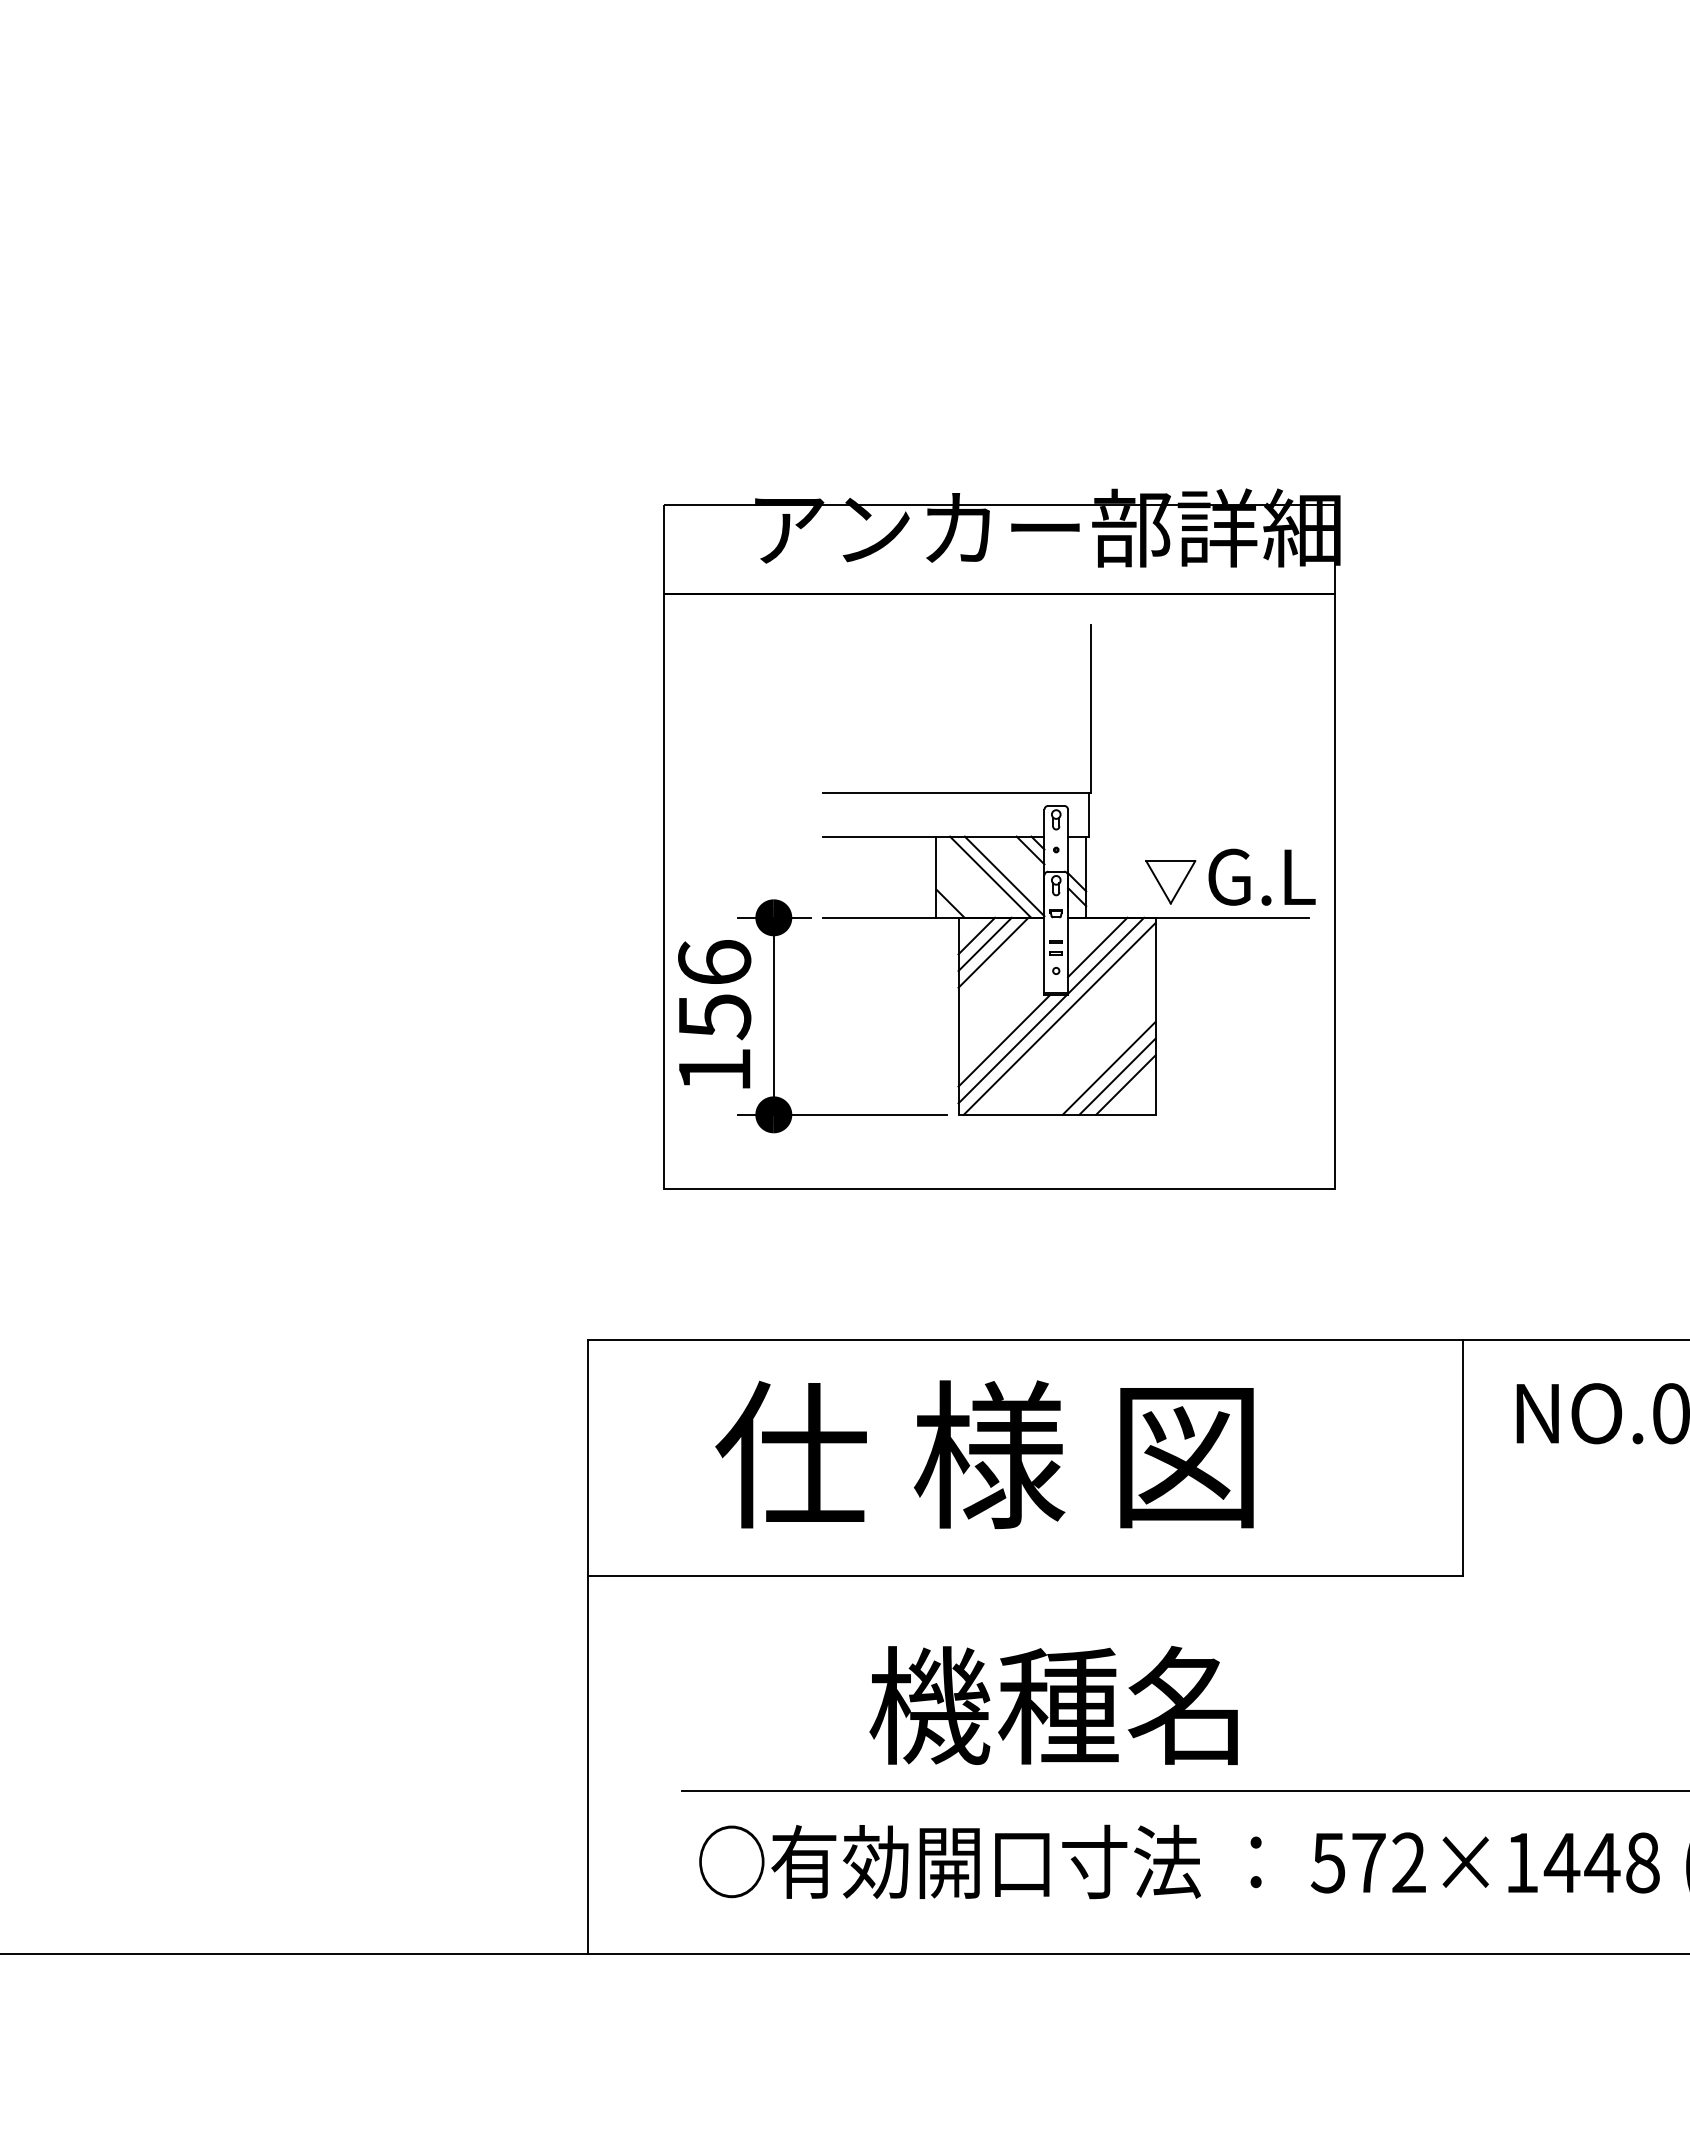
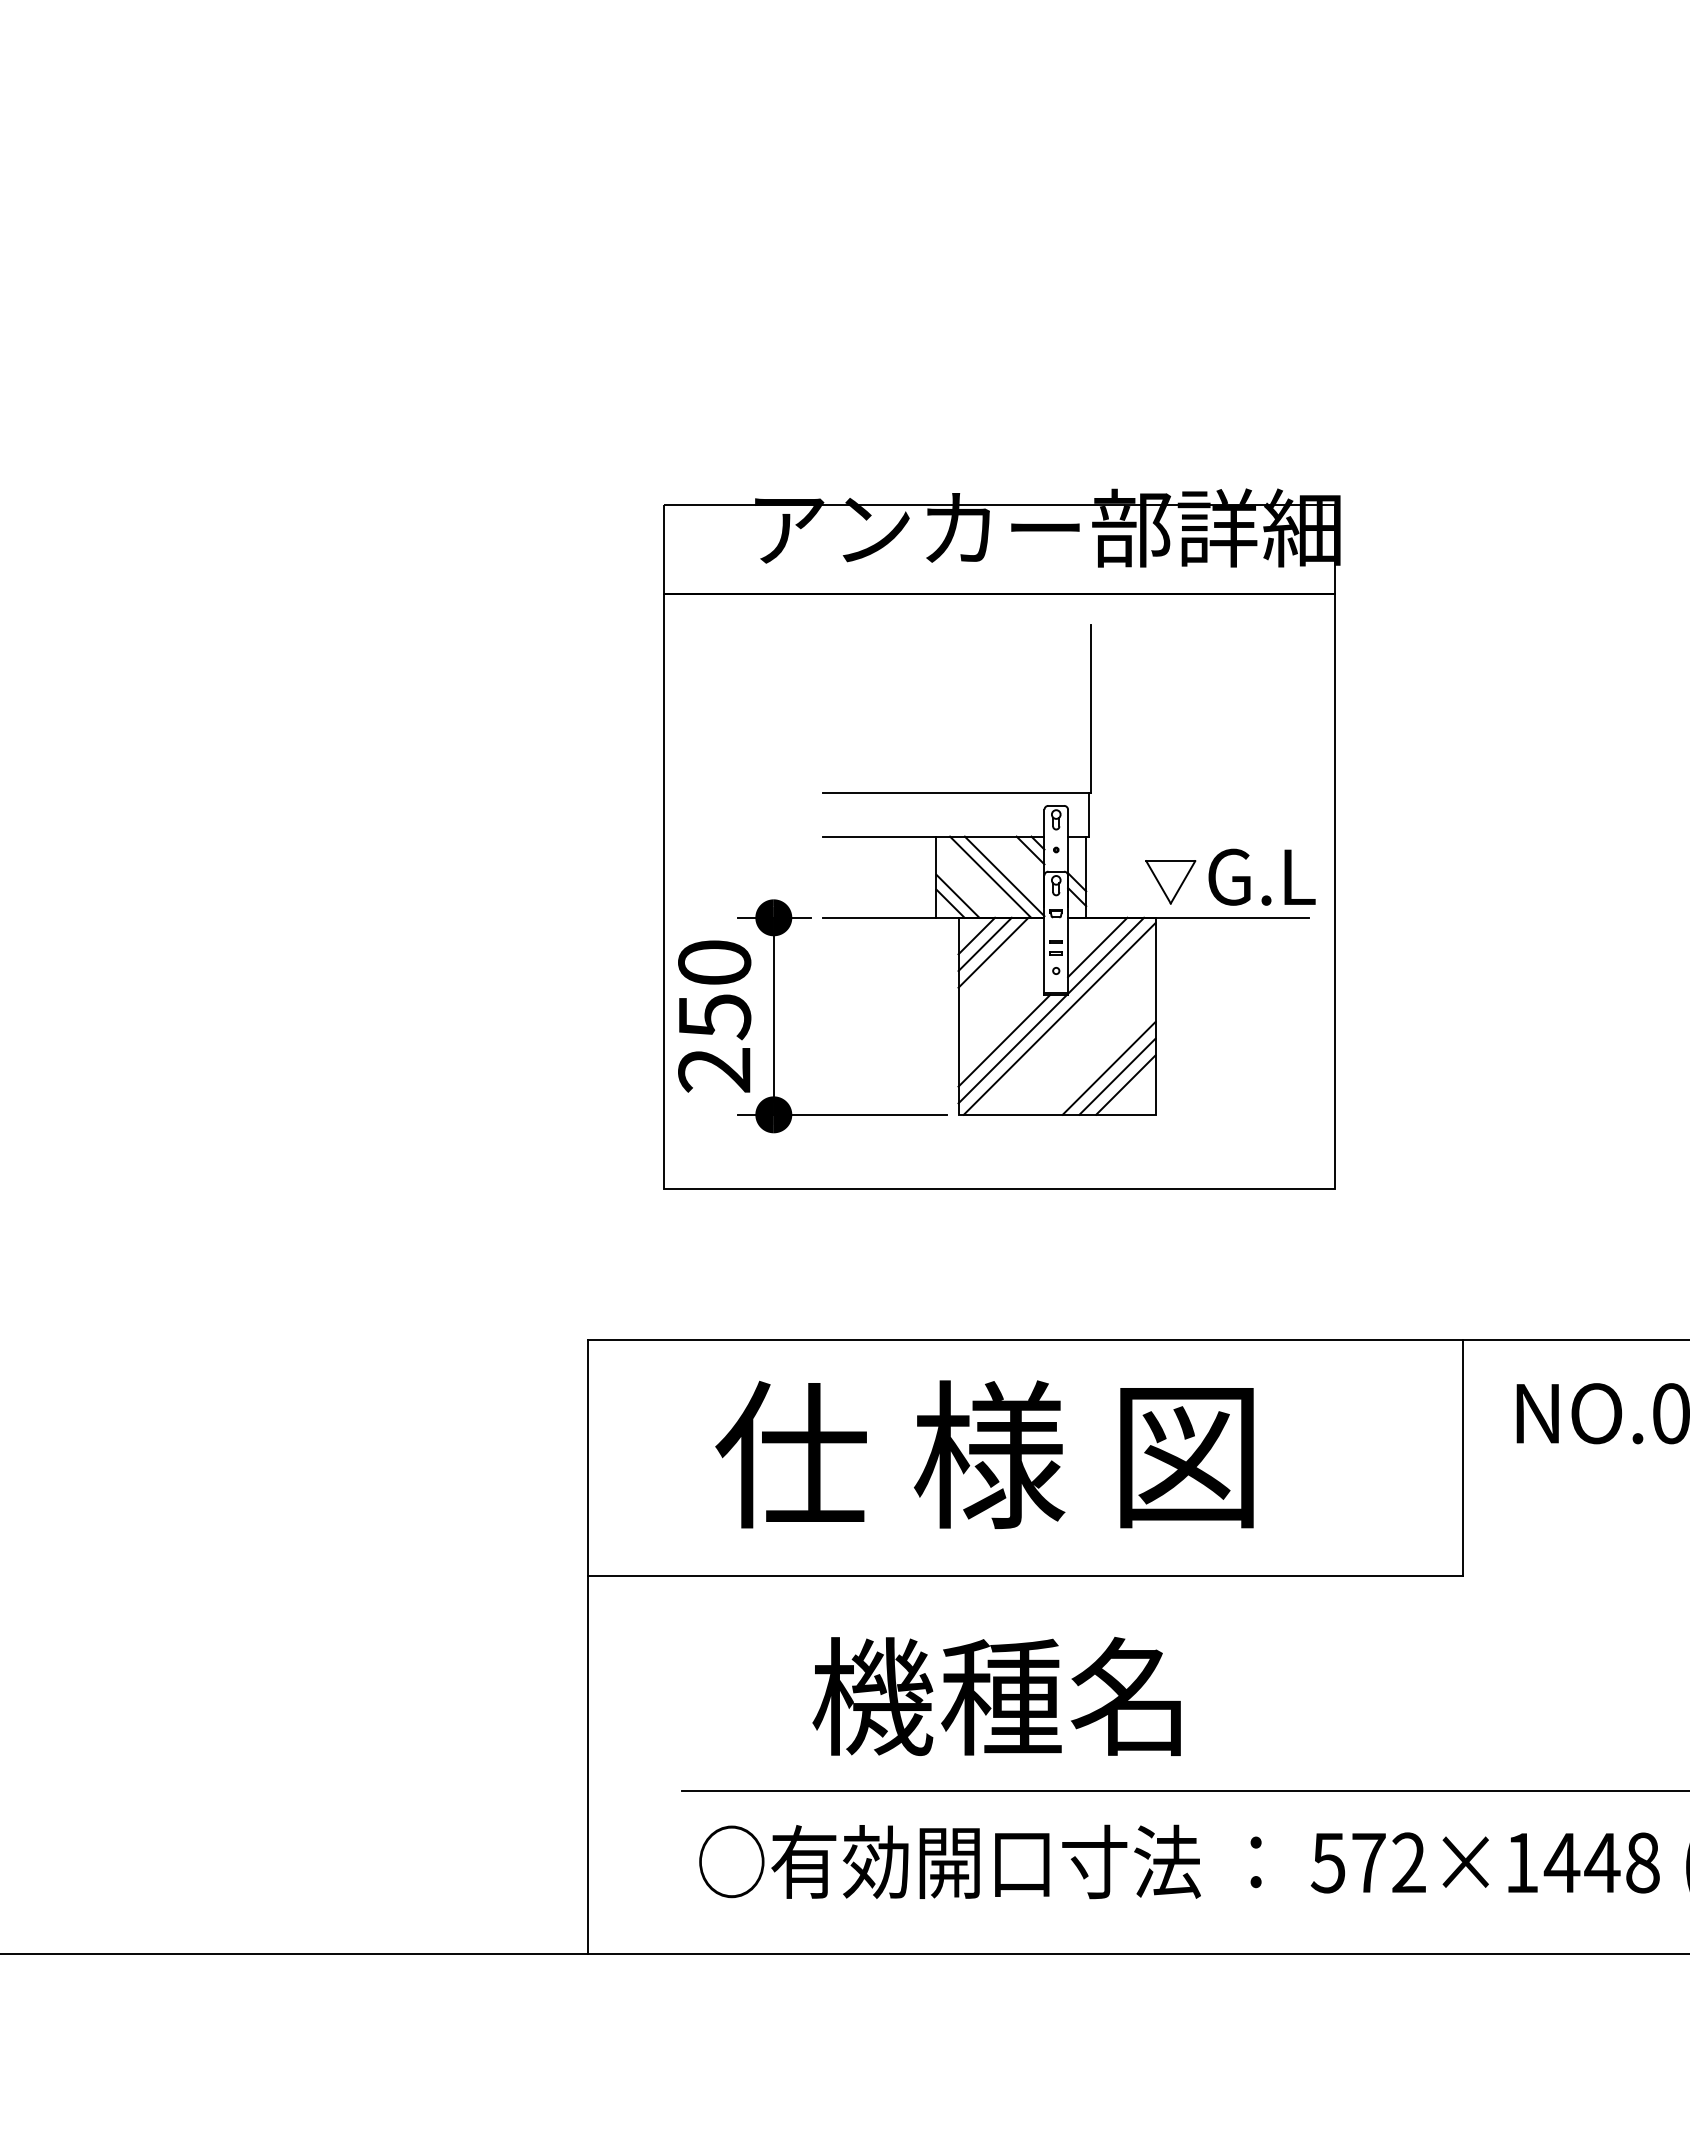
line: none -> present (957, 895)
text: 156 -> 250 (714, 1016)
text position: (1053, 1705) -> (996, 1696) (996, 1696)
